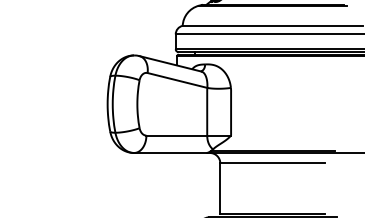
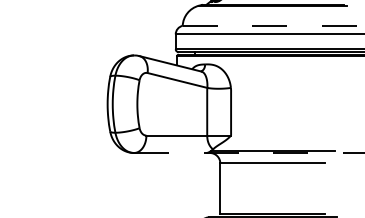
line: solid -> dashed (273, 25)
line: solid -> dashed (249, 152)
